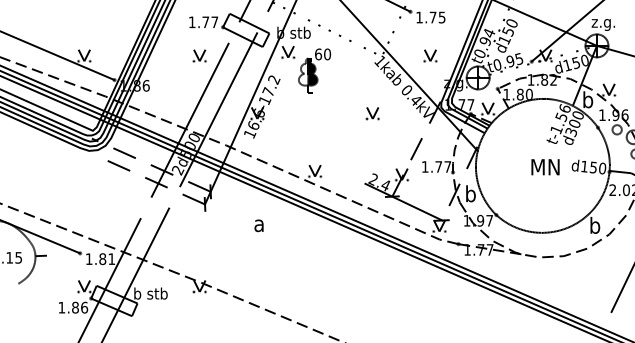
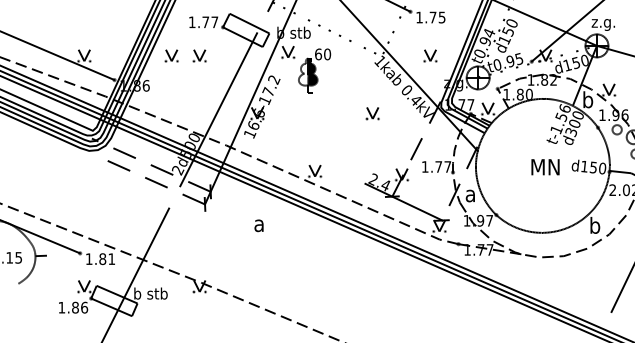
part: none -> present (171, 55)
line: present -> none (164, 170)
text: b -> a (470, 193)
